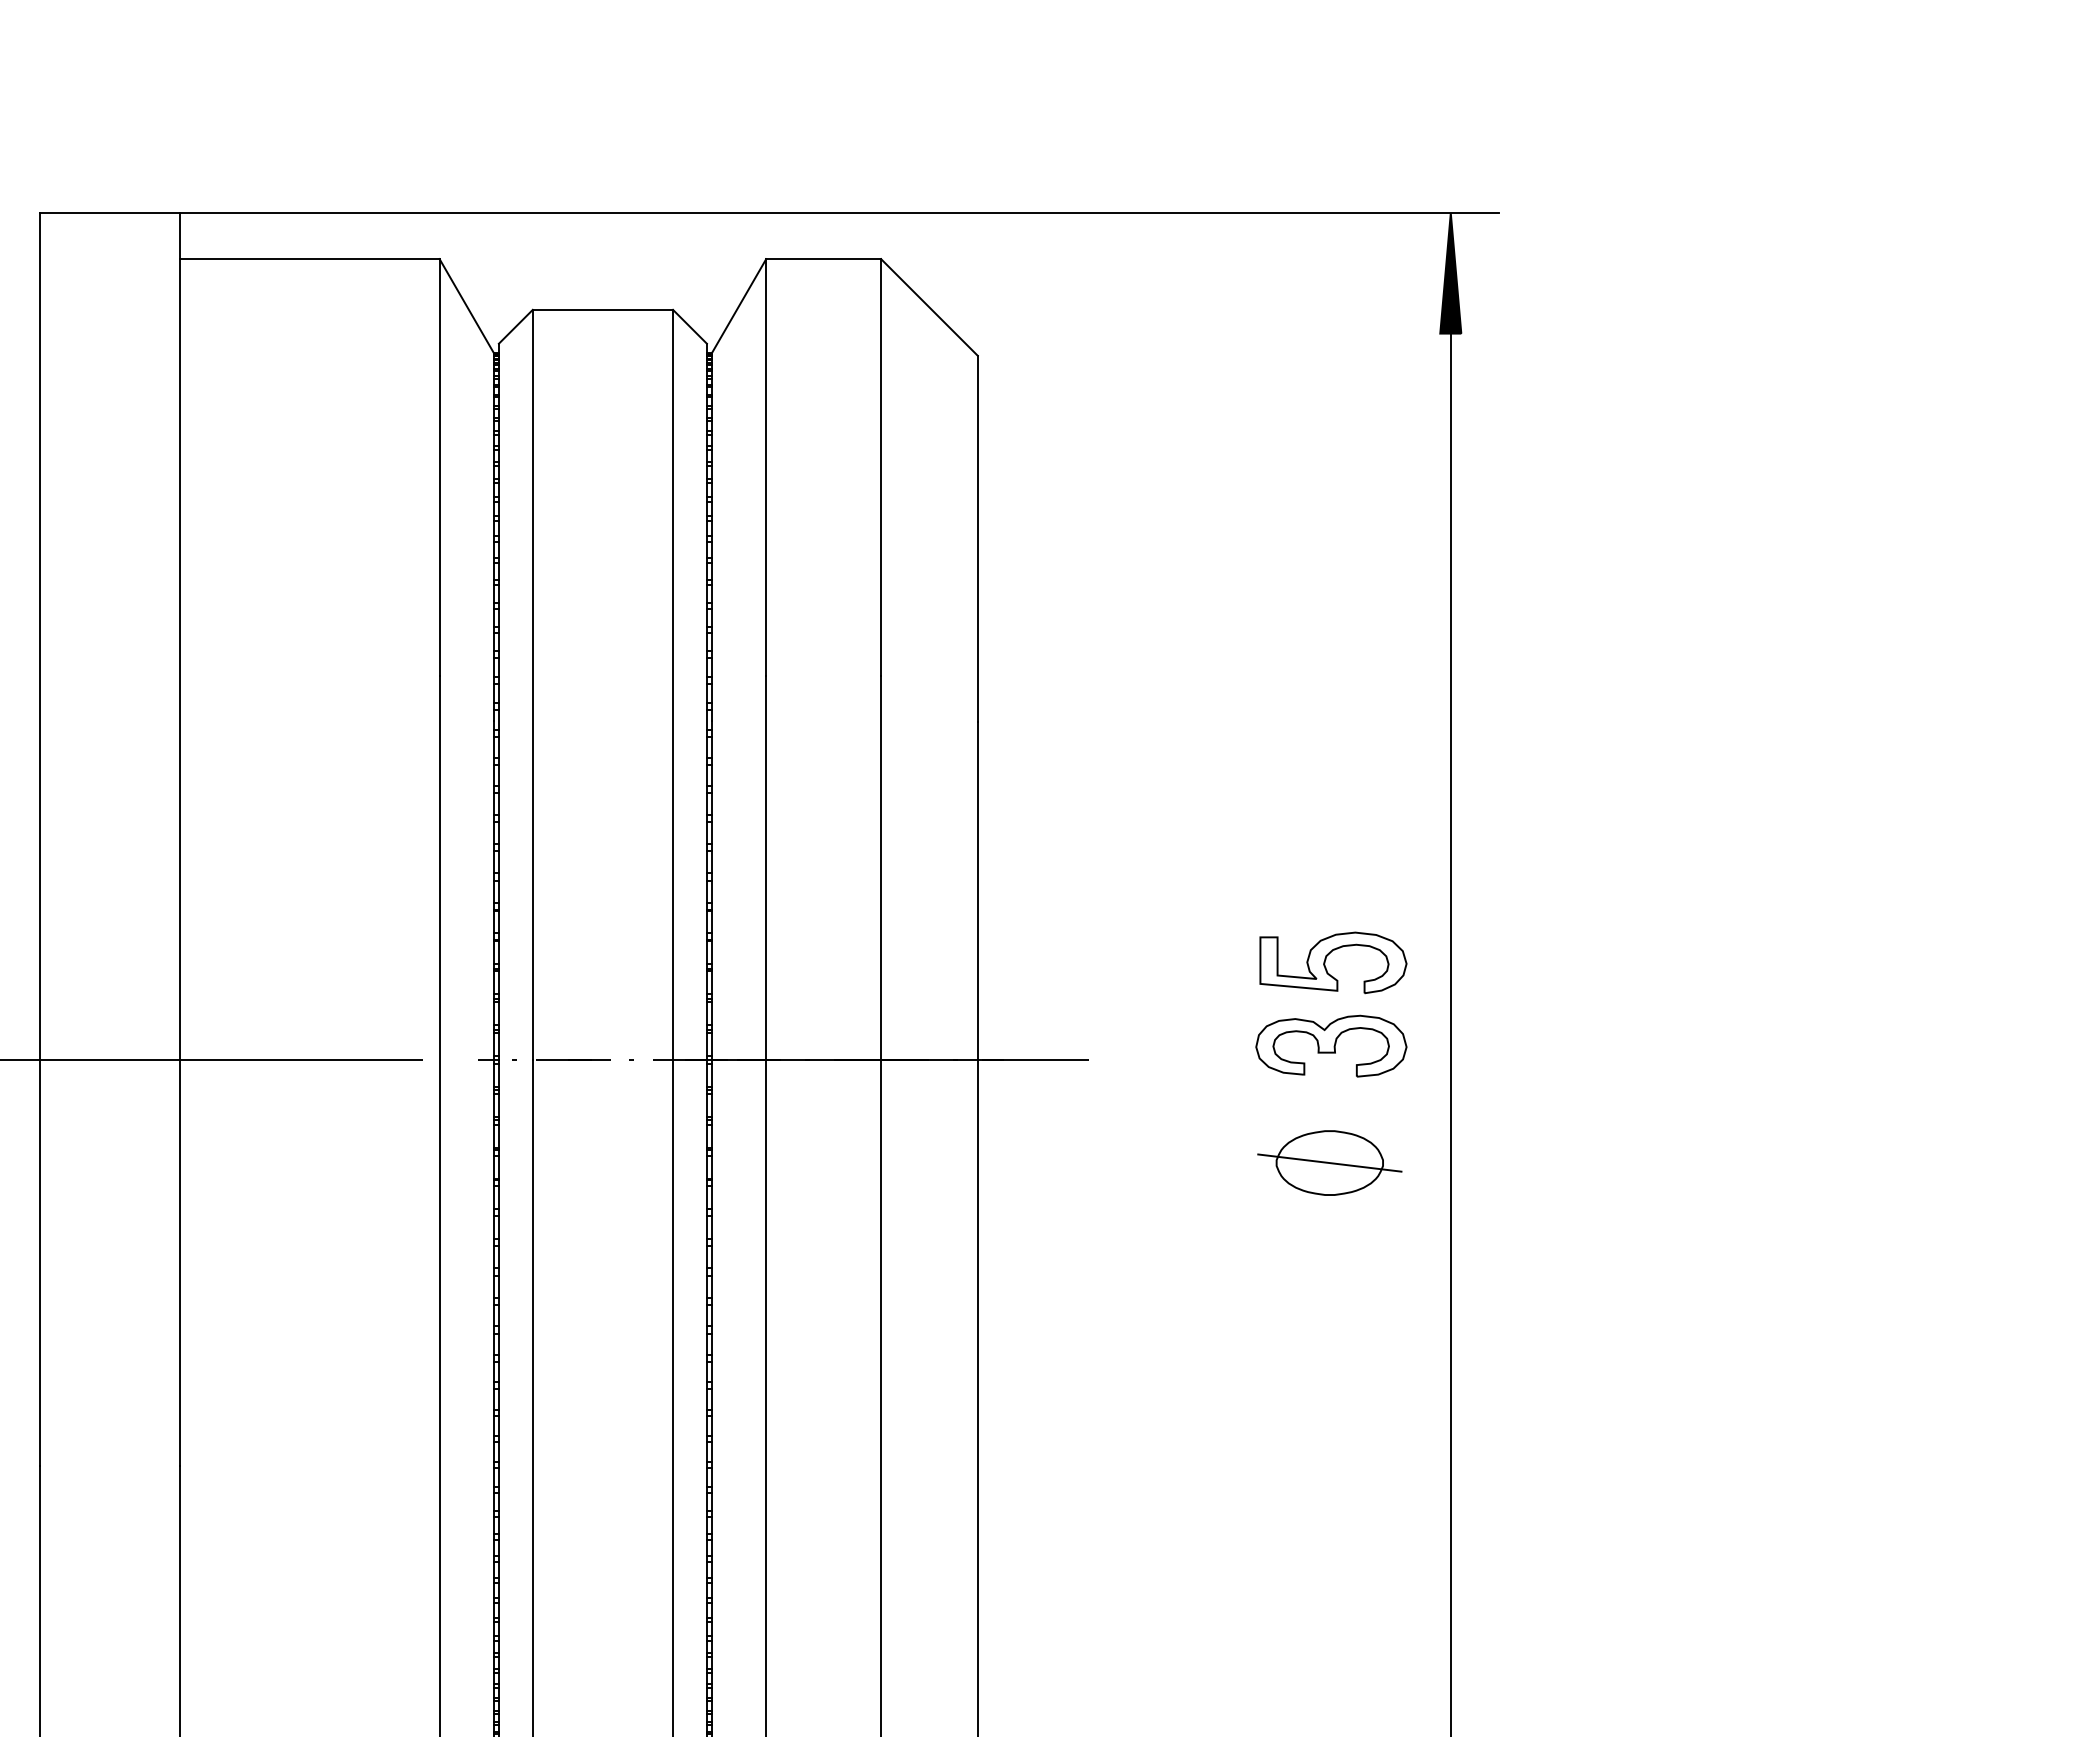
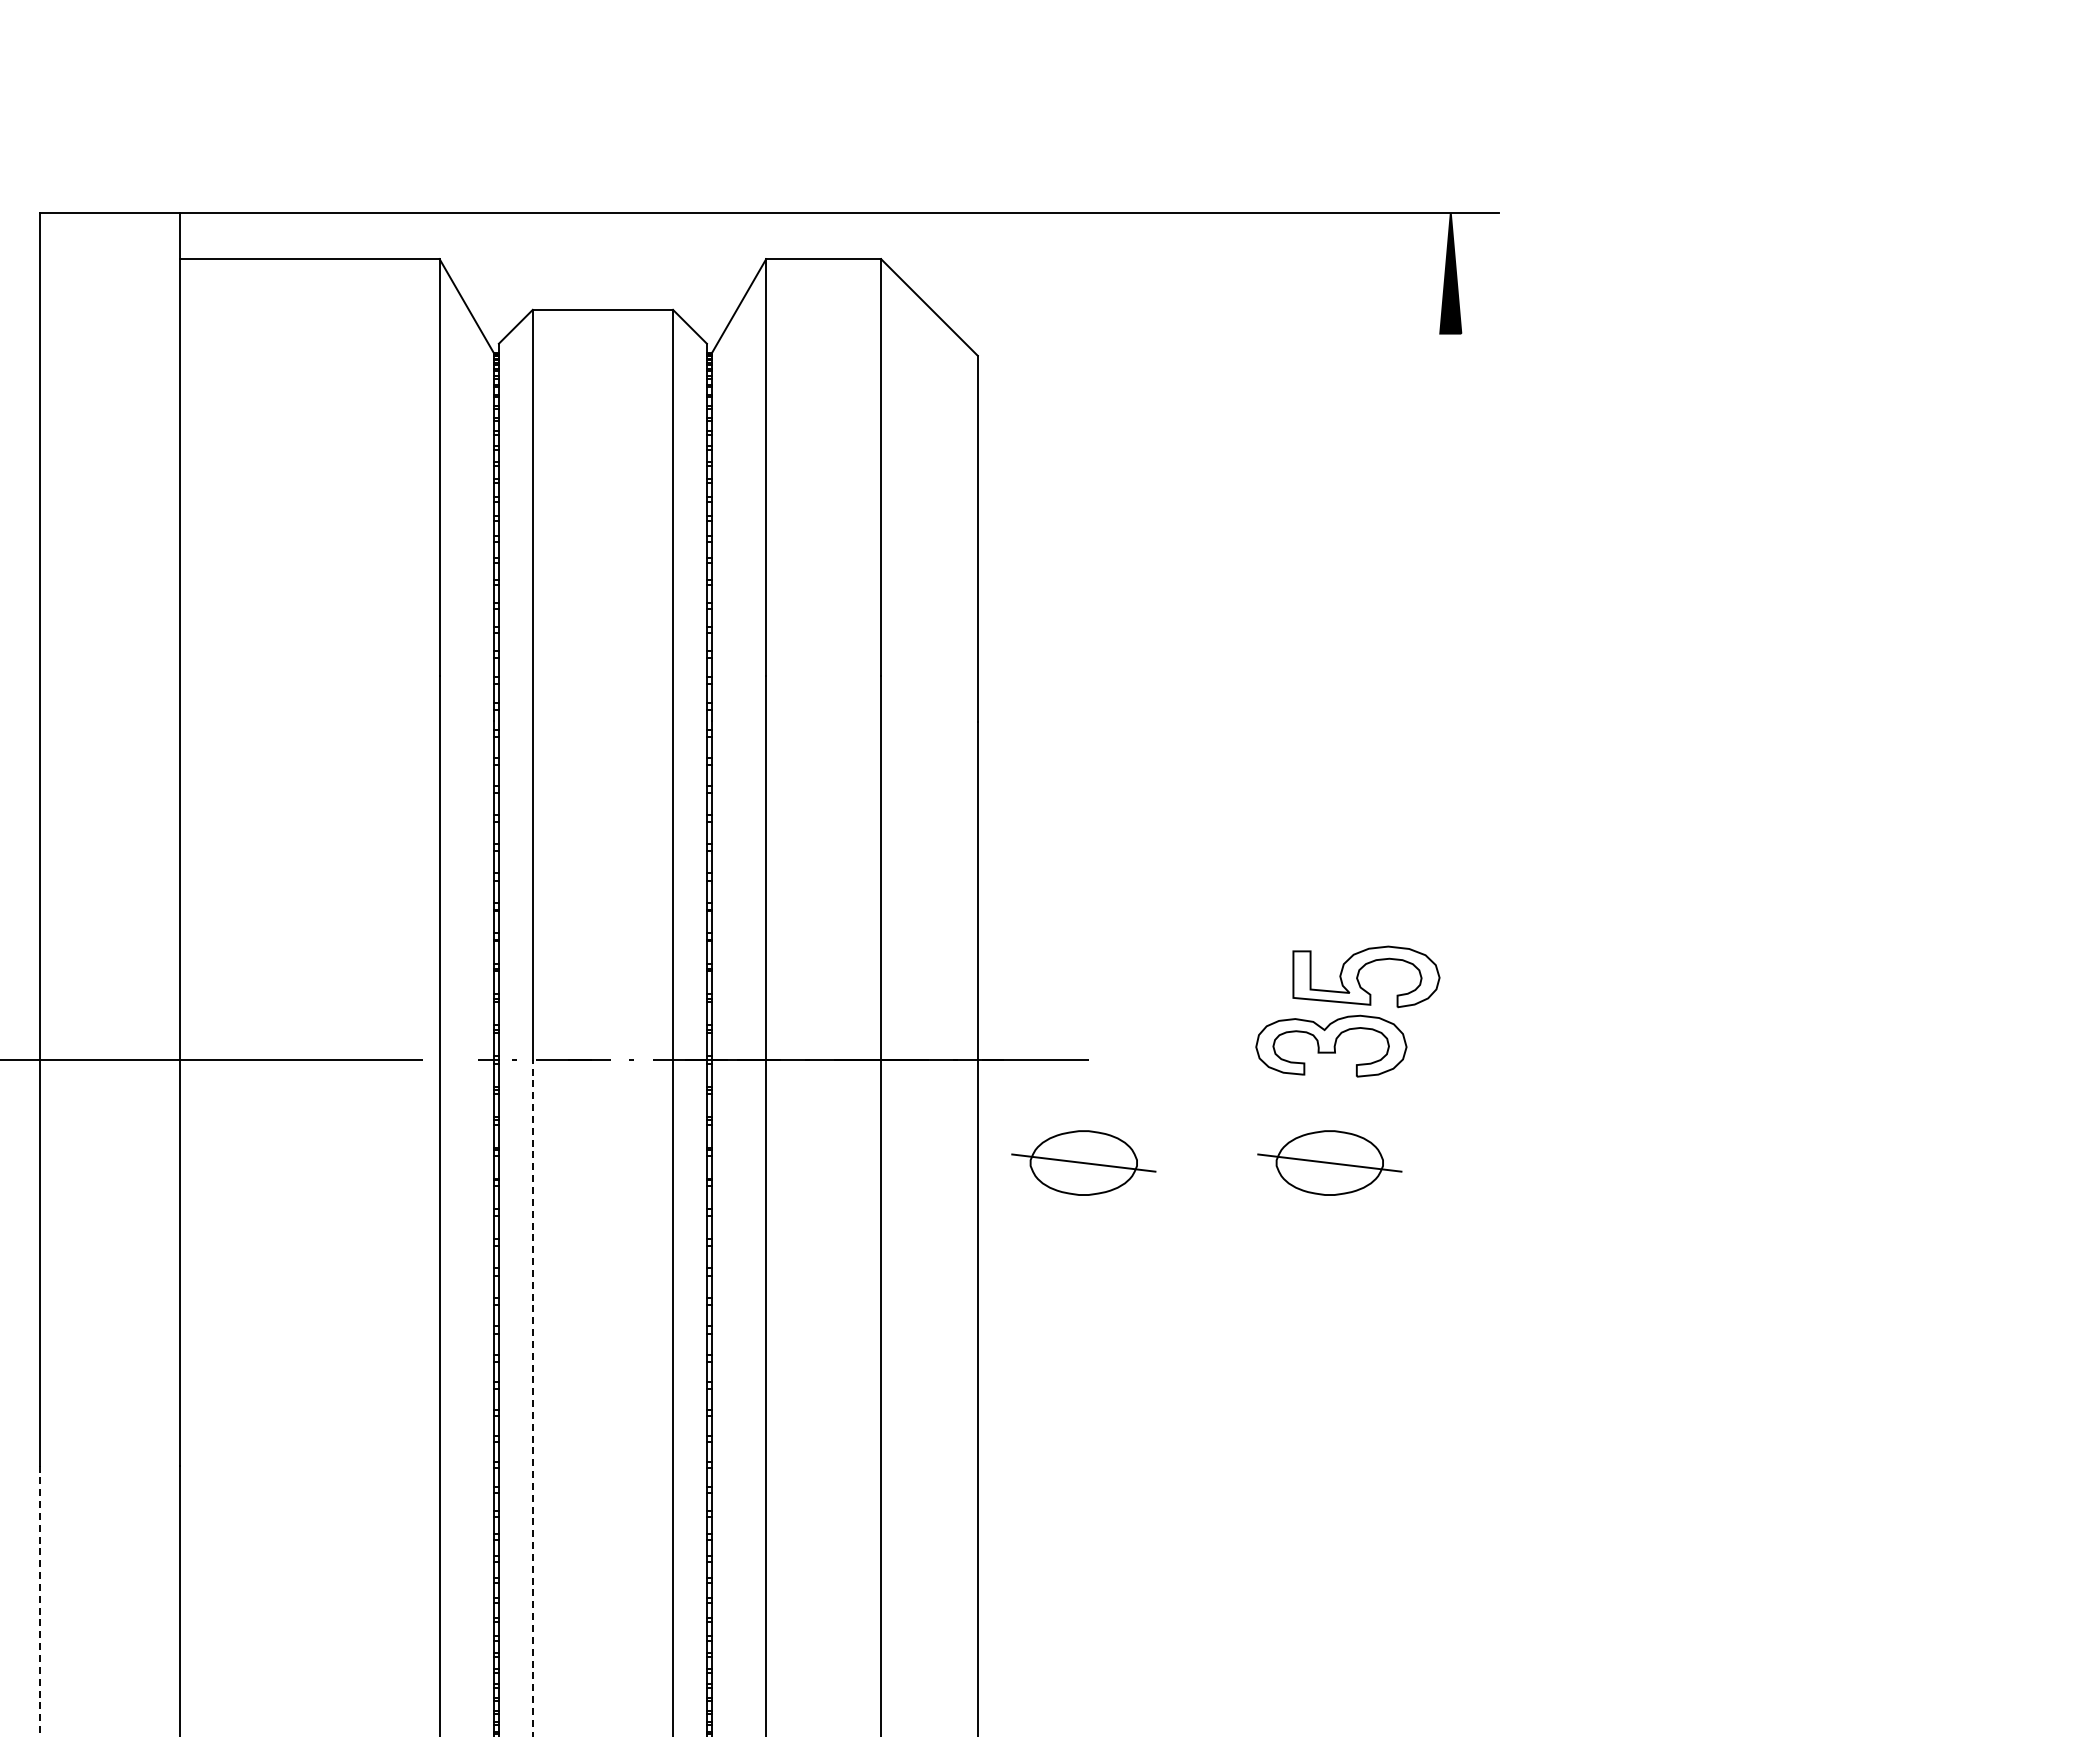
part position: (1326, 959) -> (1359, 973) (1359, 973)
line: present -> none (1450, 1033)
part: none -> present (1083, 1162)
line: solid -> dashed (532, 1397)
line: solid -> dashed (40, 1601)
